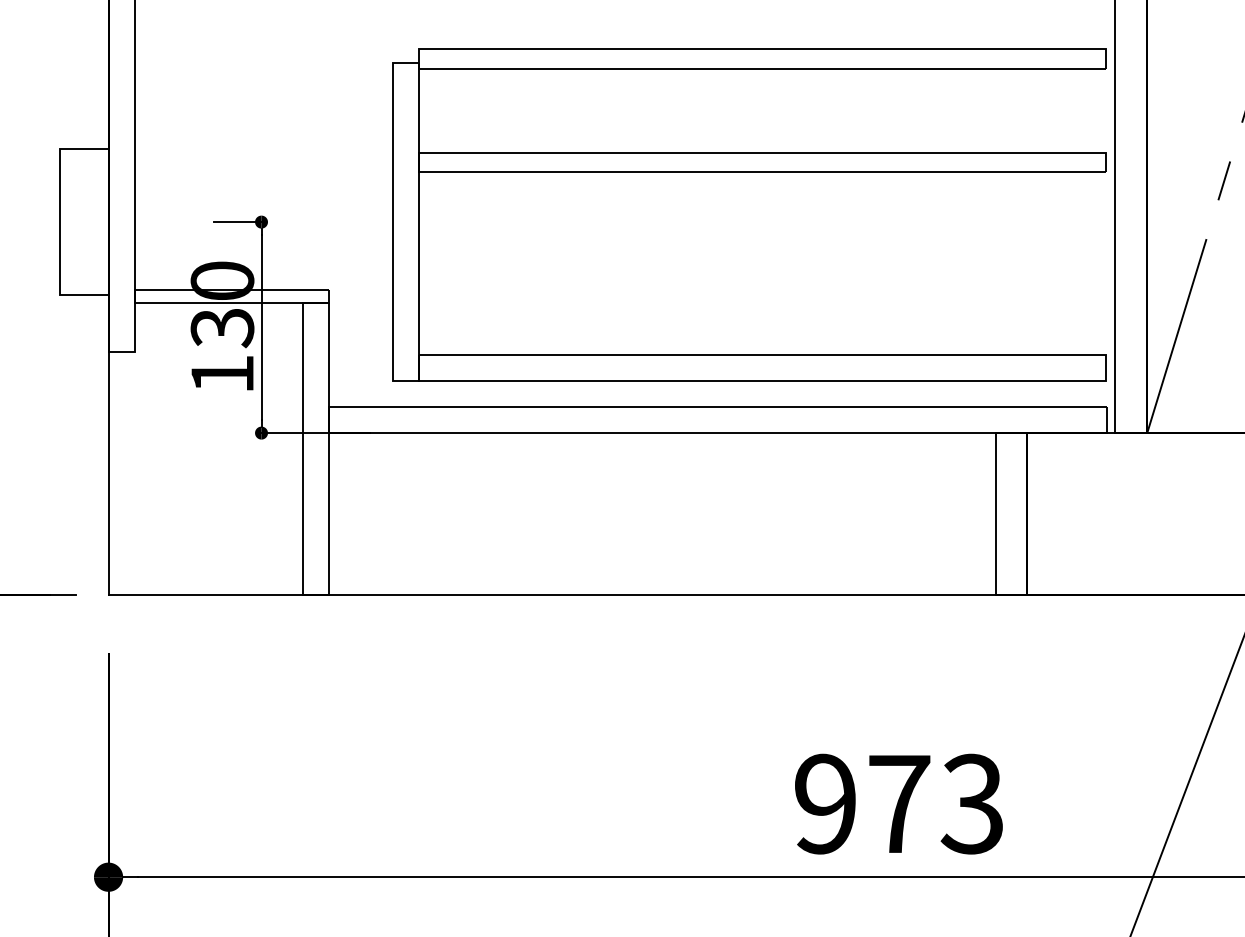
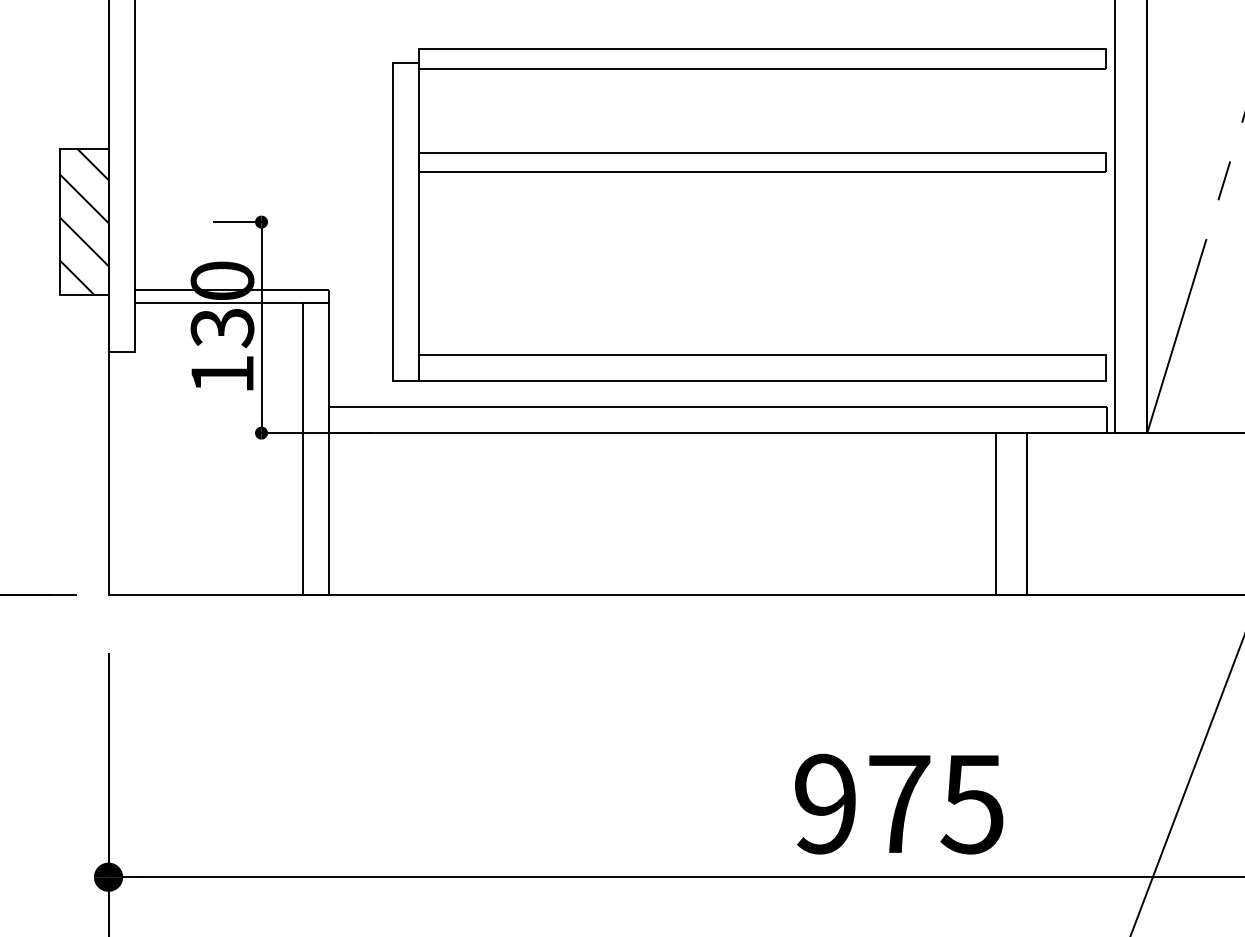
hatch: none -> present (83, 222)
text: 973 -> 975 (971, 803)
